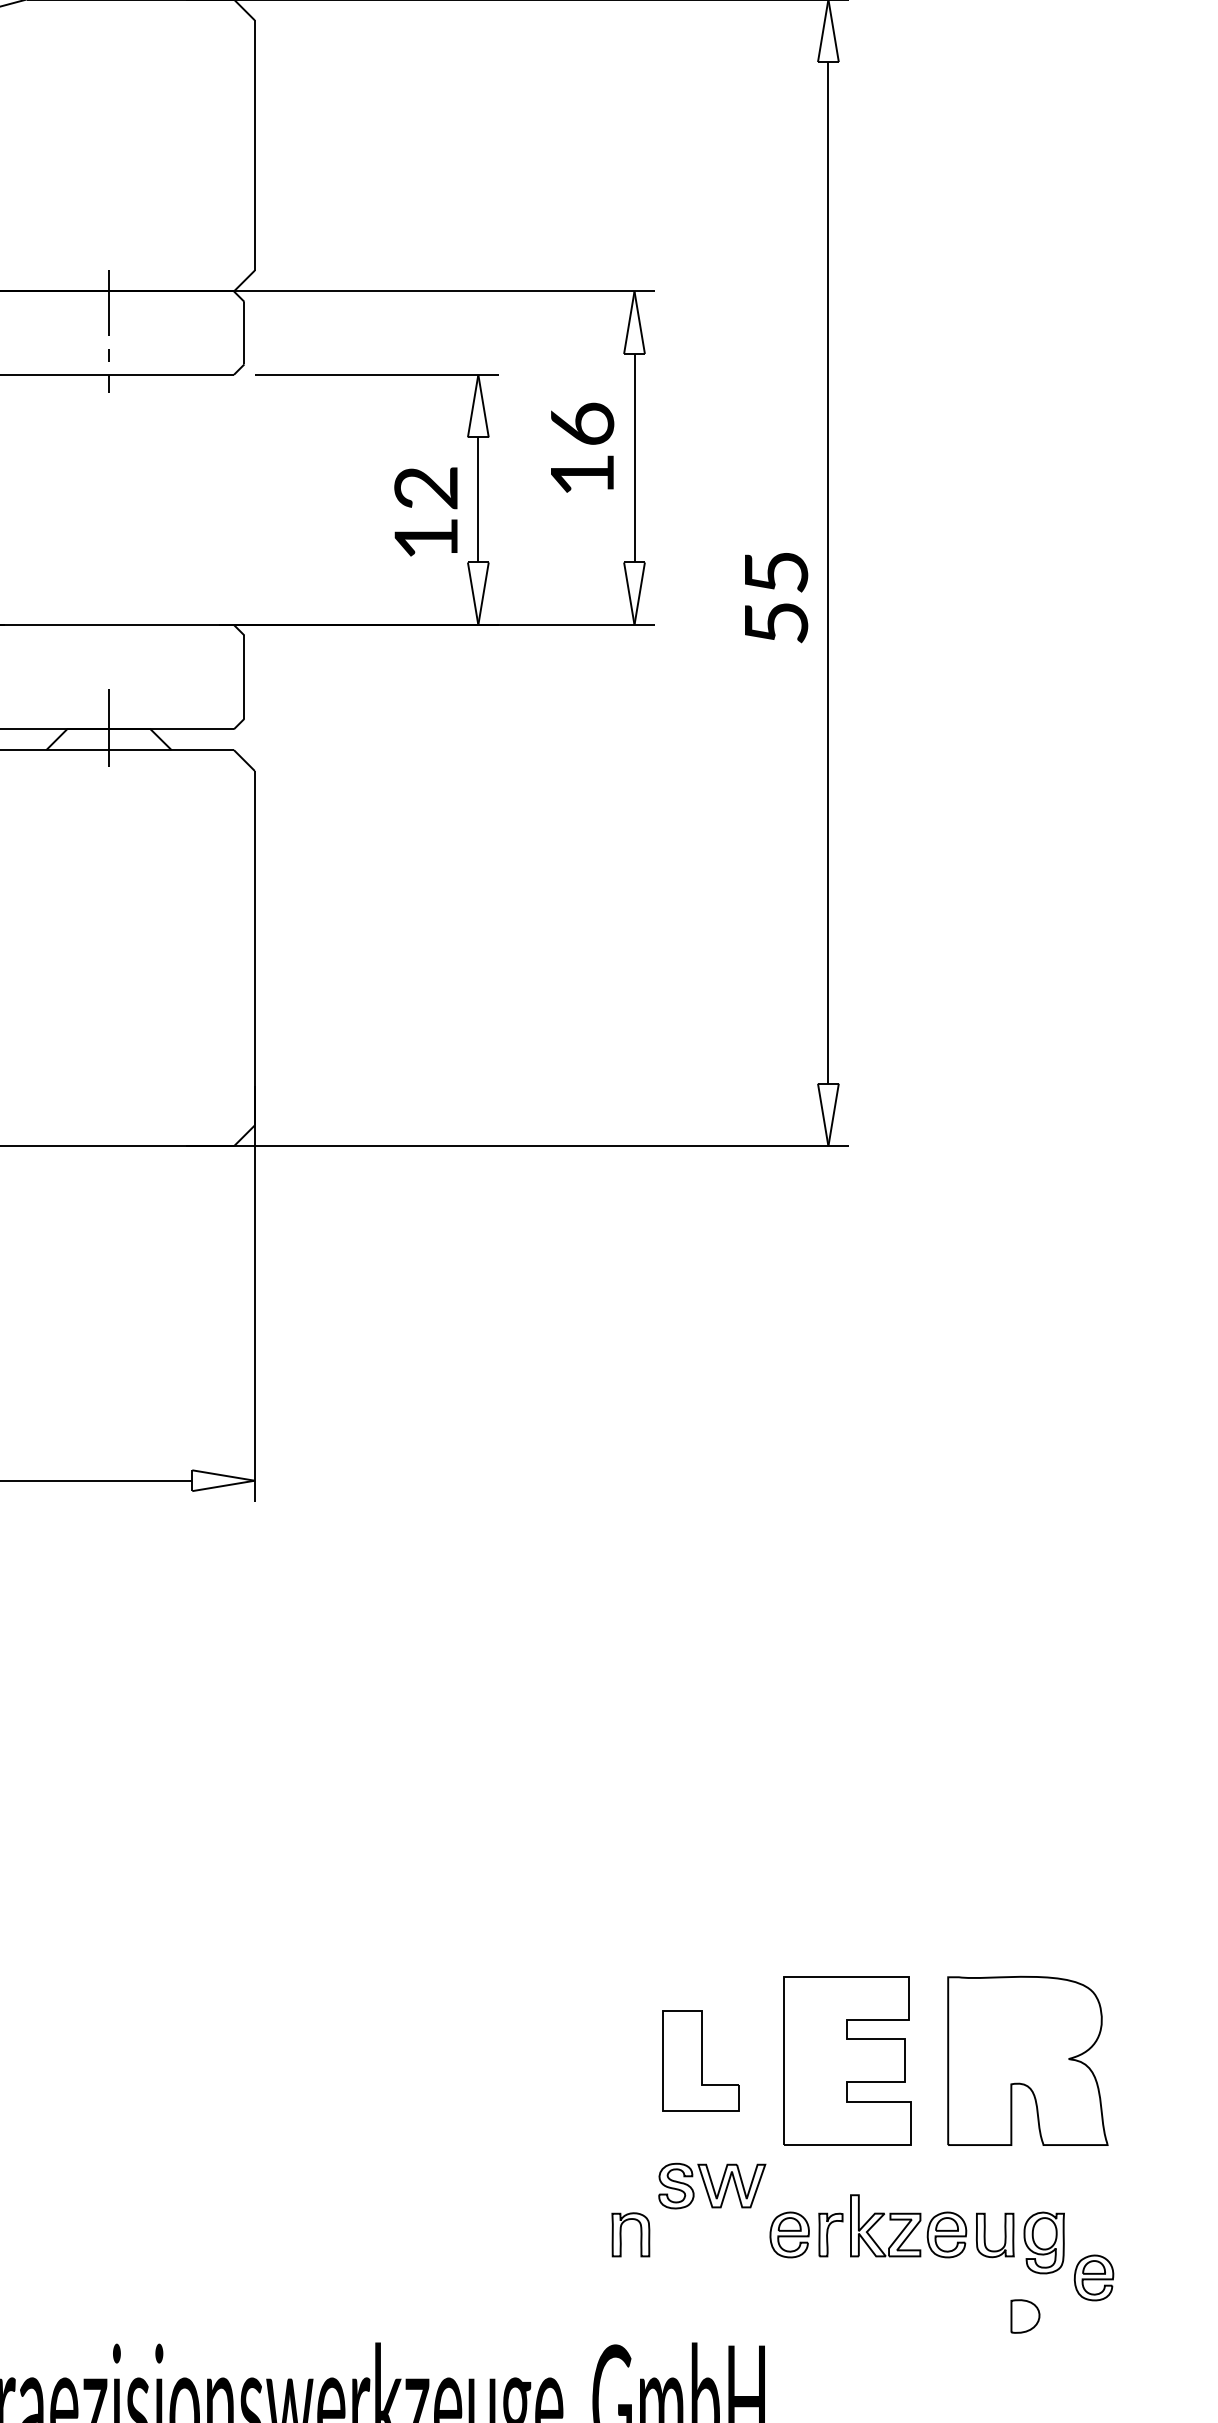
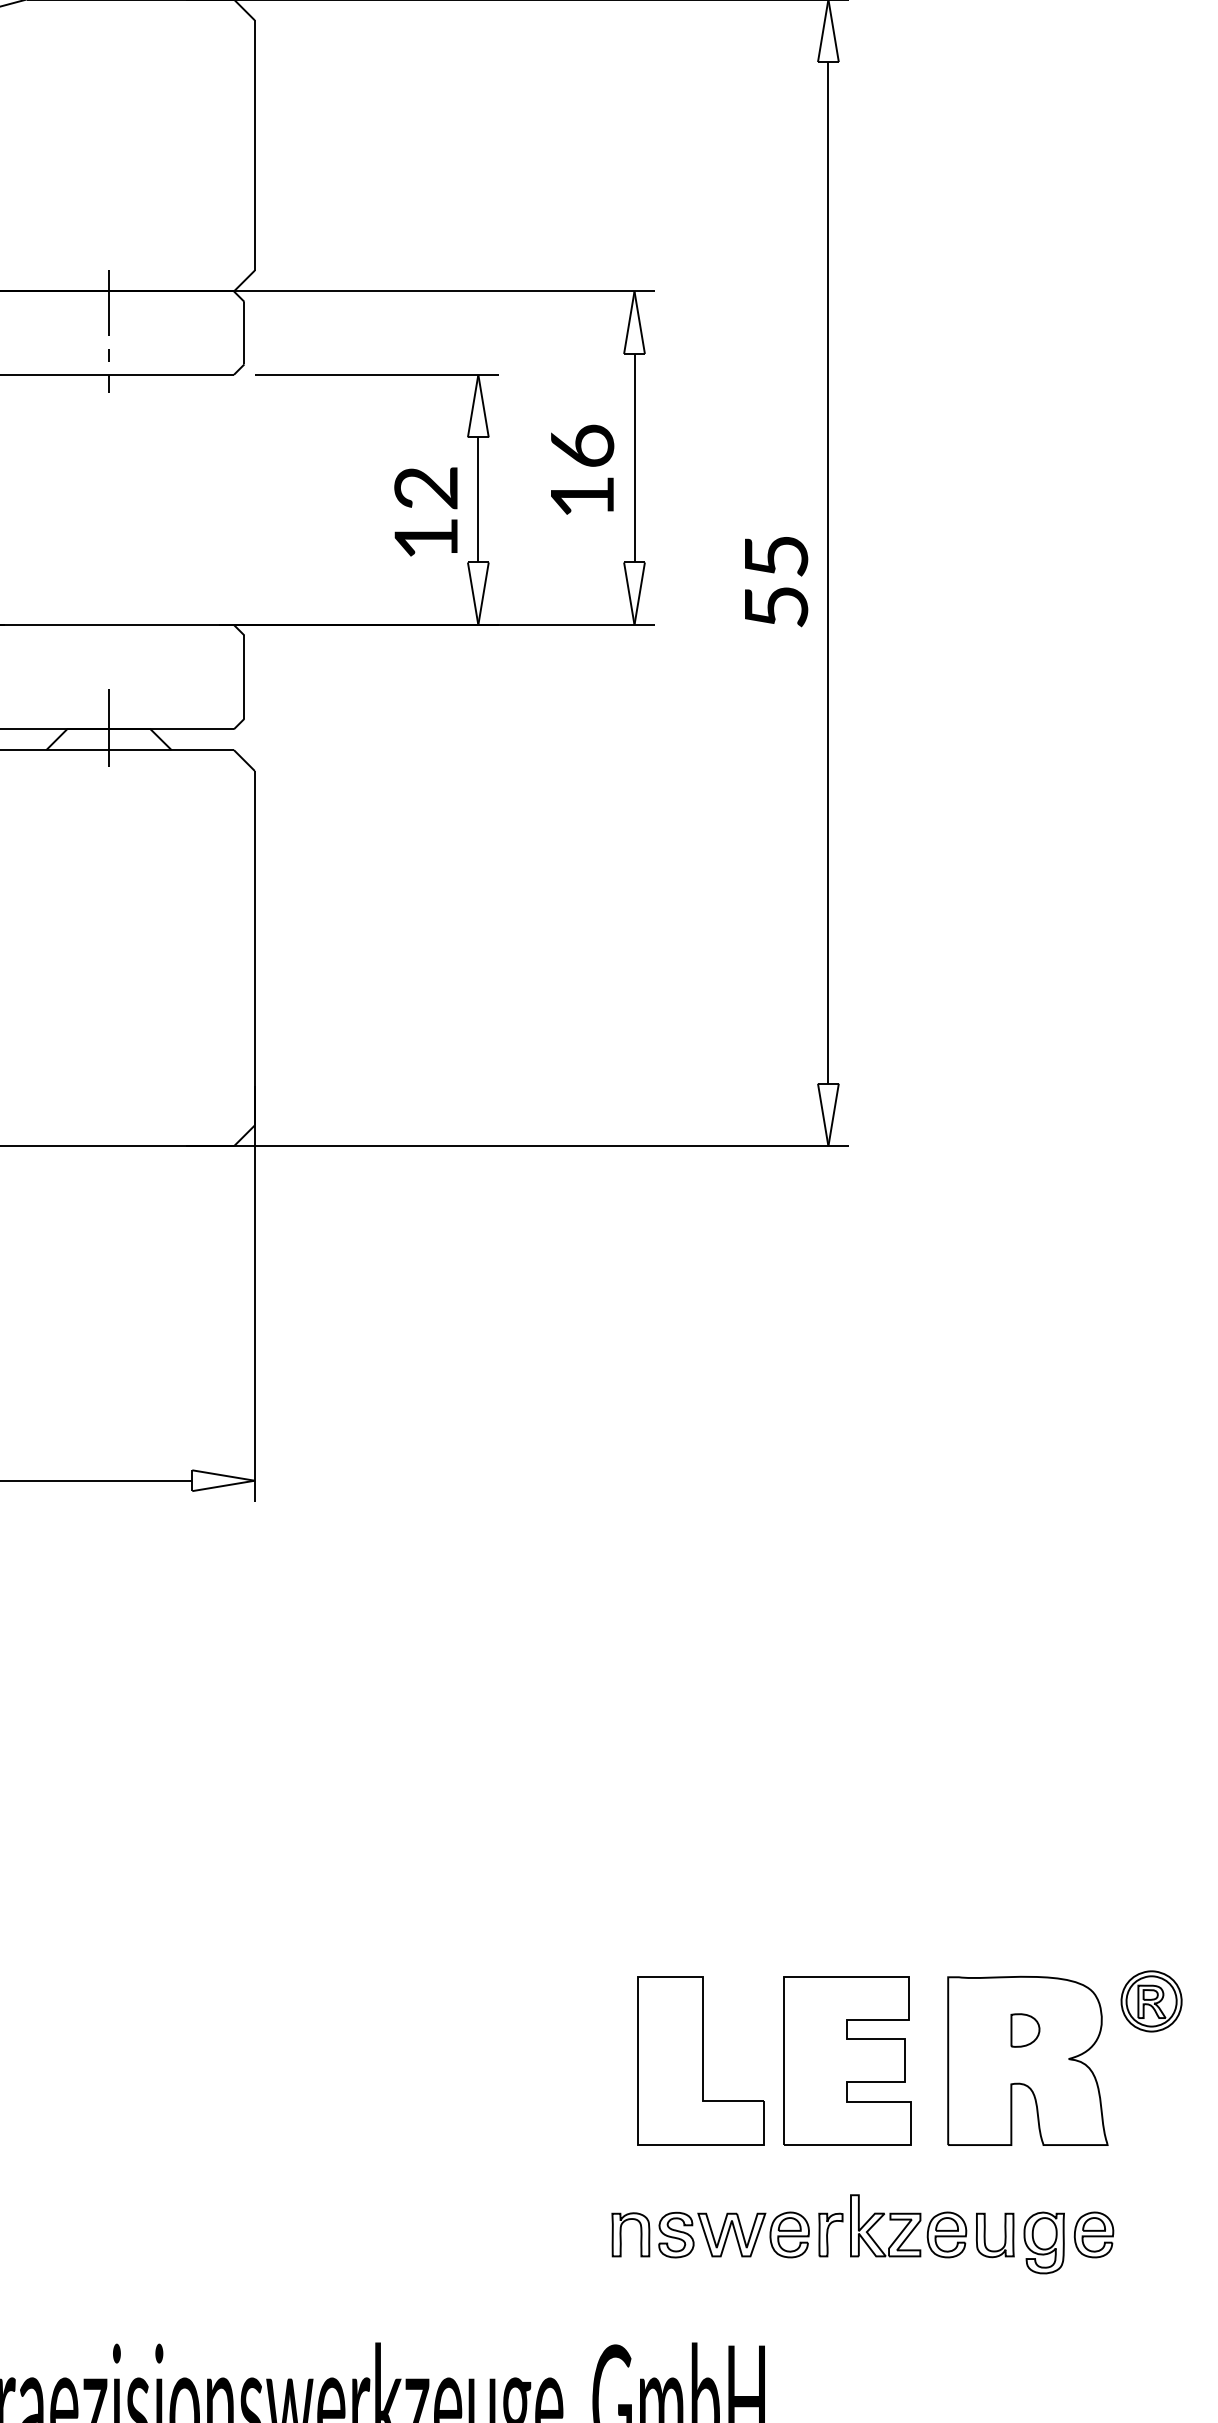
text position: (582, 447) -> (582, 469) (582, 469)
text position: (776, 598) -> (776, 582) (776, 582)
part: none -> present (1151, 2001)
part size: 78x102 px -> 128x170 px (700, 2060)
part position: (712, 2185) -> (712, 2234) (712, 2234)
part position: (1093, 2277) -> (1093, 2234) (1093, 2234)
part position: (1025, 2316) -> (1025, 2030) (1025, 2030)
